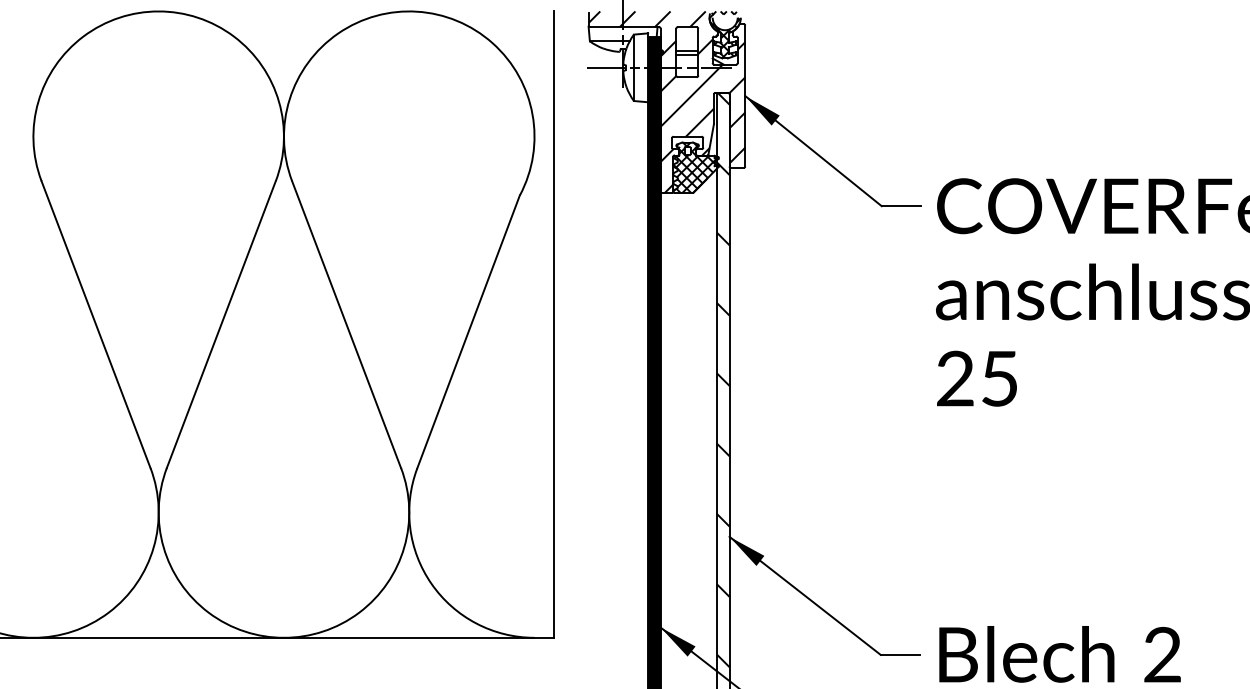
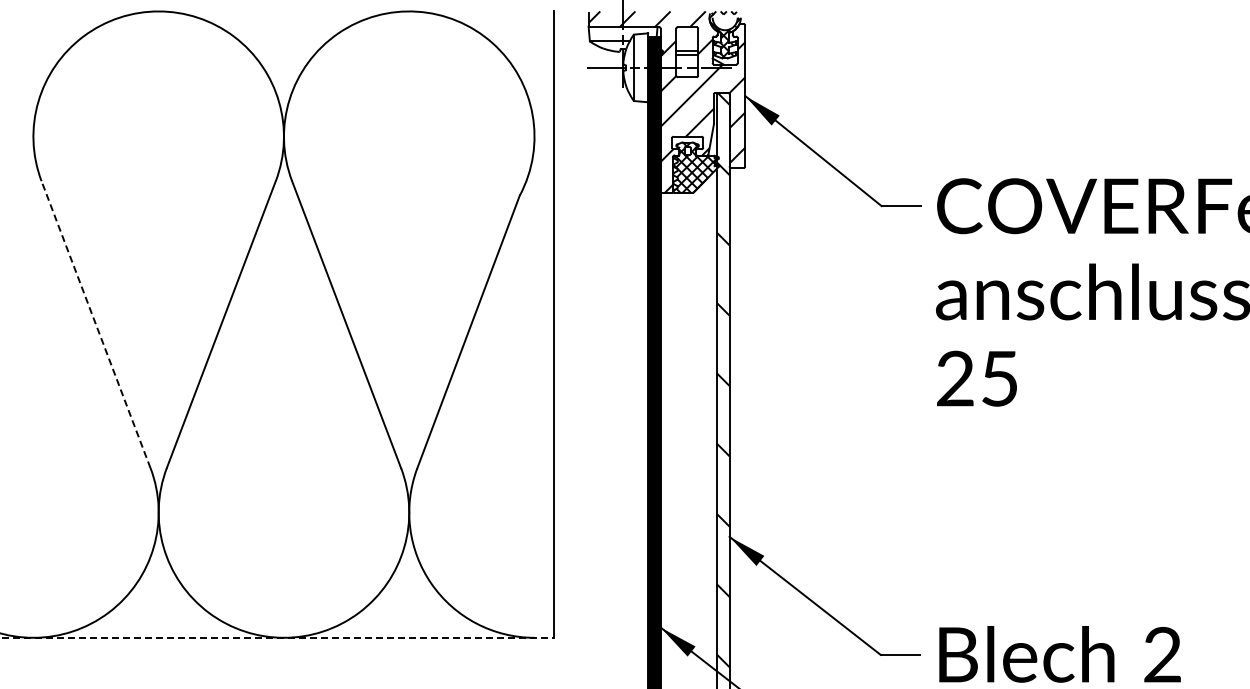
line: solid -> dashed (95, 324)
line: solid -> dashed (277, 637)
